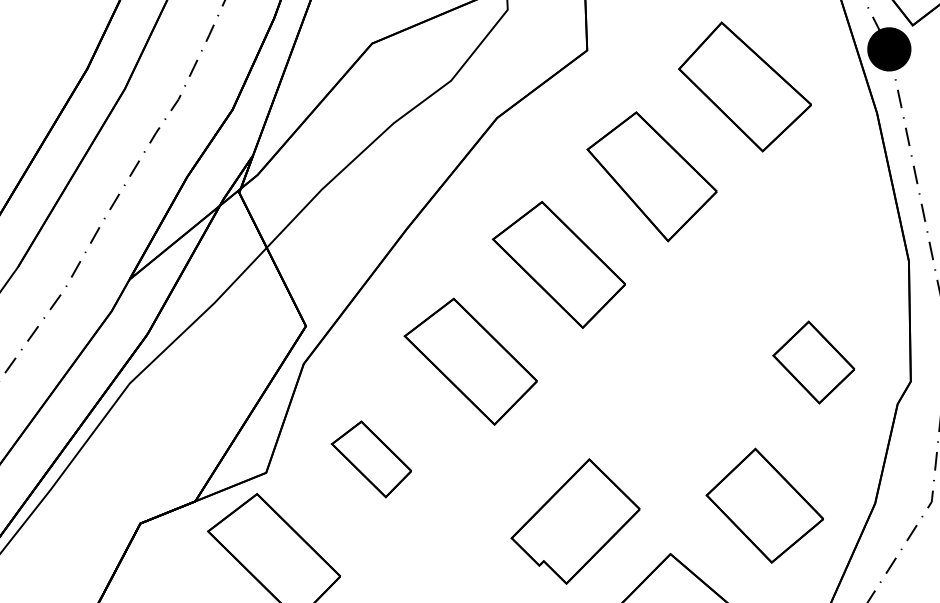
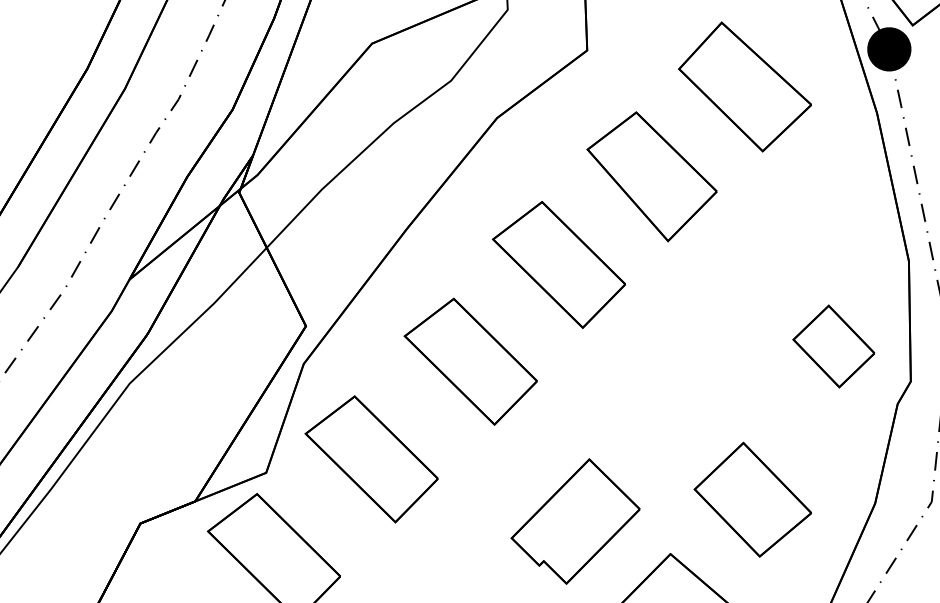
part position: (813, 362) -> (833, 346) (833, 346)
part size: 82x79 px -> 135x129 px (371, 459)
part position: (764, 505) -> (752, 499) (752, 499)
